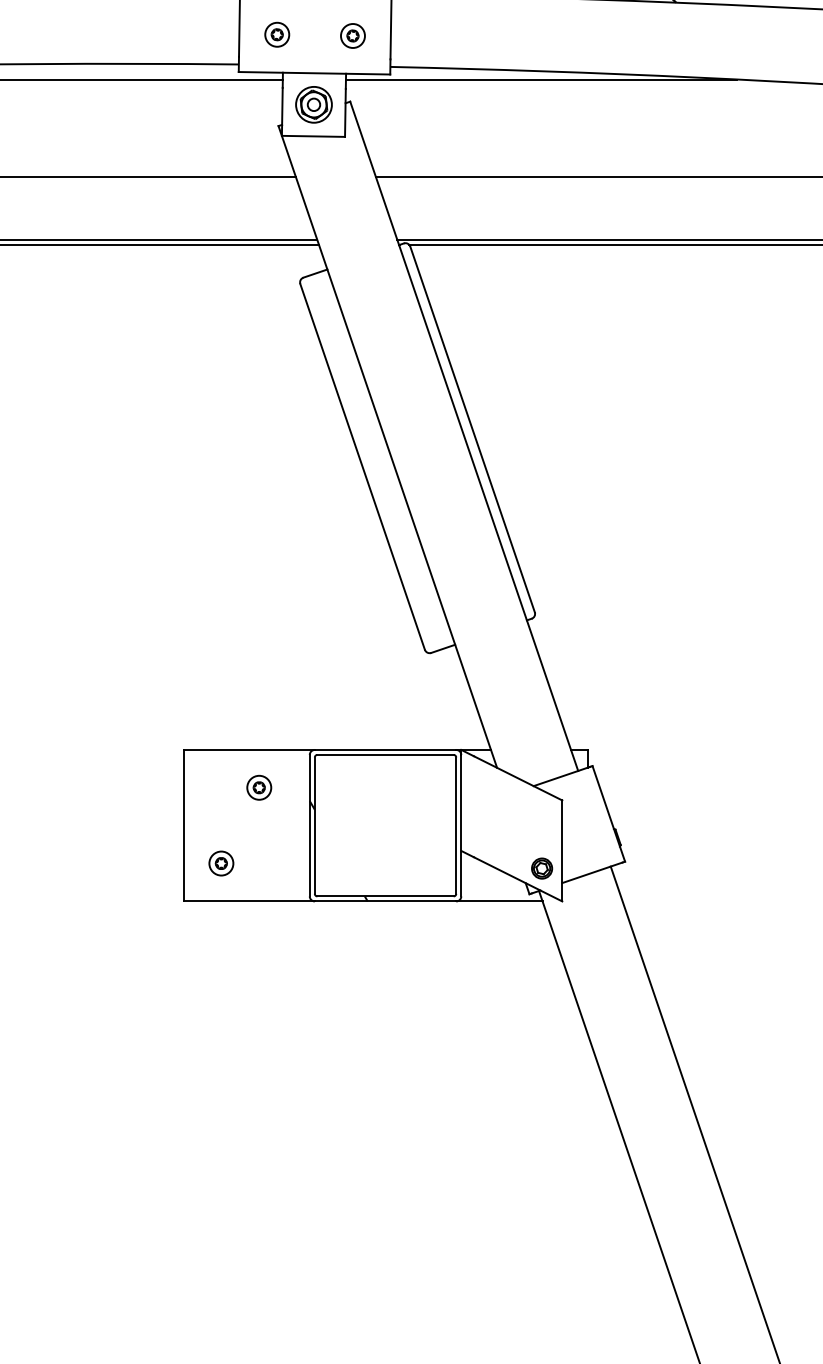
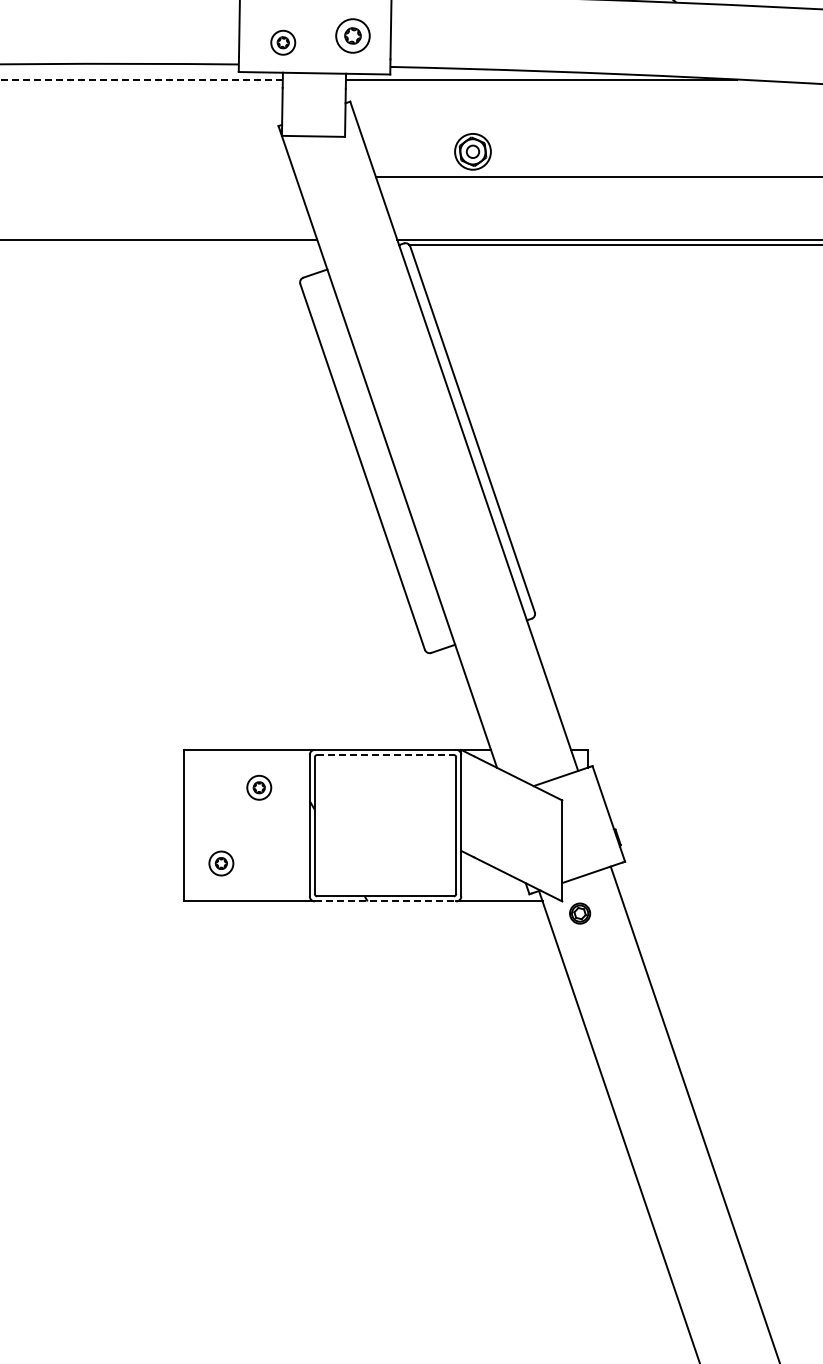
part position: (277, 34) -> (283, 42) (283, 42)
part size: 26x26 px -> 36x36 px (352, 35)
line: solid -> dashed (140, 79)
part position: (313, 104) -> (472, 151) (472, 151)
line: present -> none (148, 176)
line: present -> none (160, 244)
line: solid -> dashed (386, 754)
part position: (542, 868) -> (580, 913) (580, 913)
line: solid -> dashed (385, 901)
